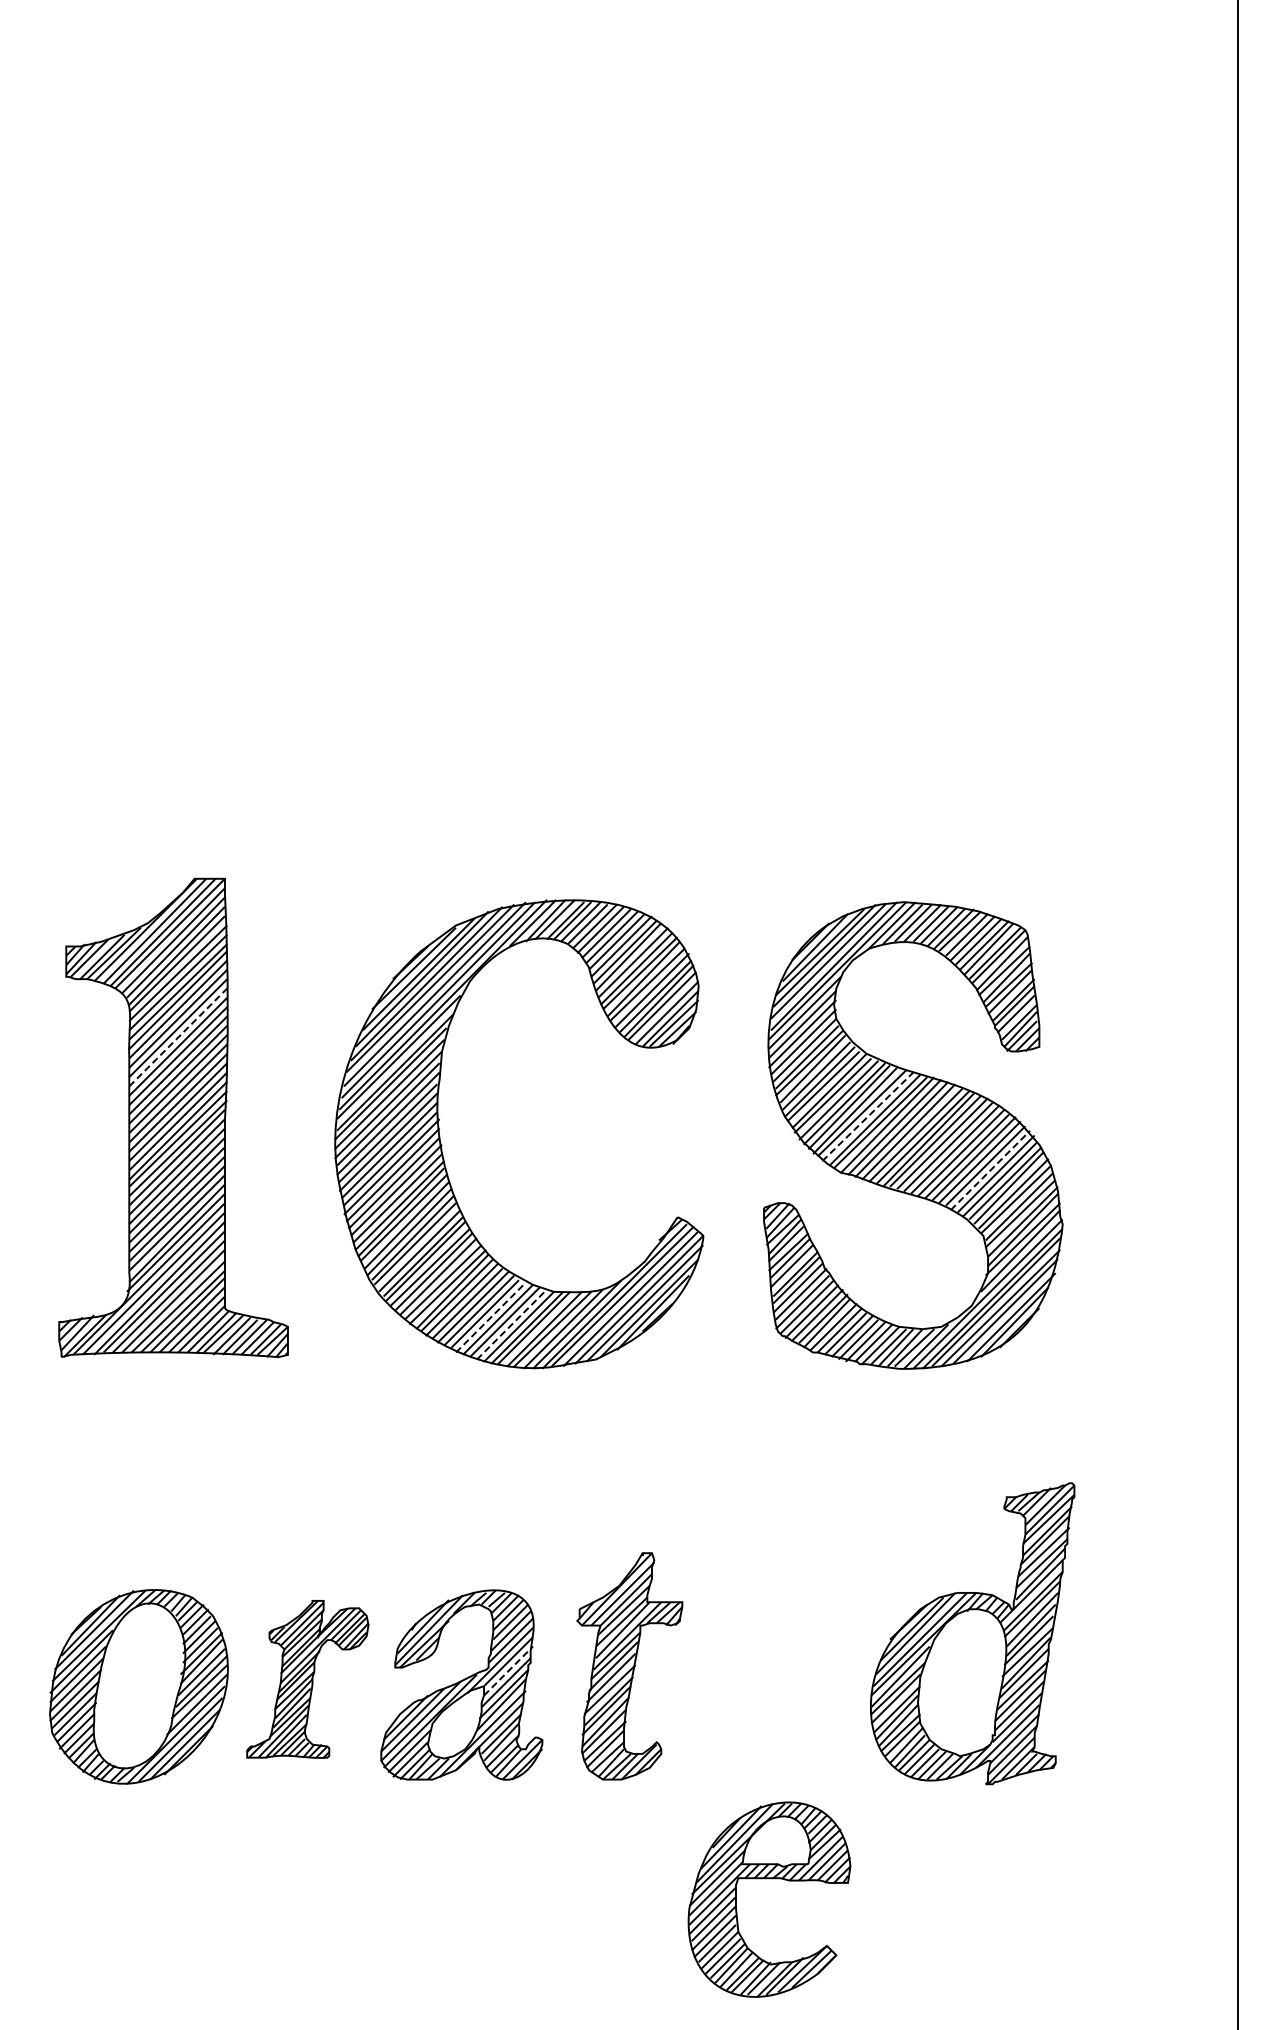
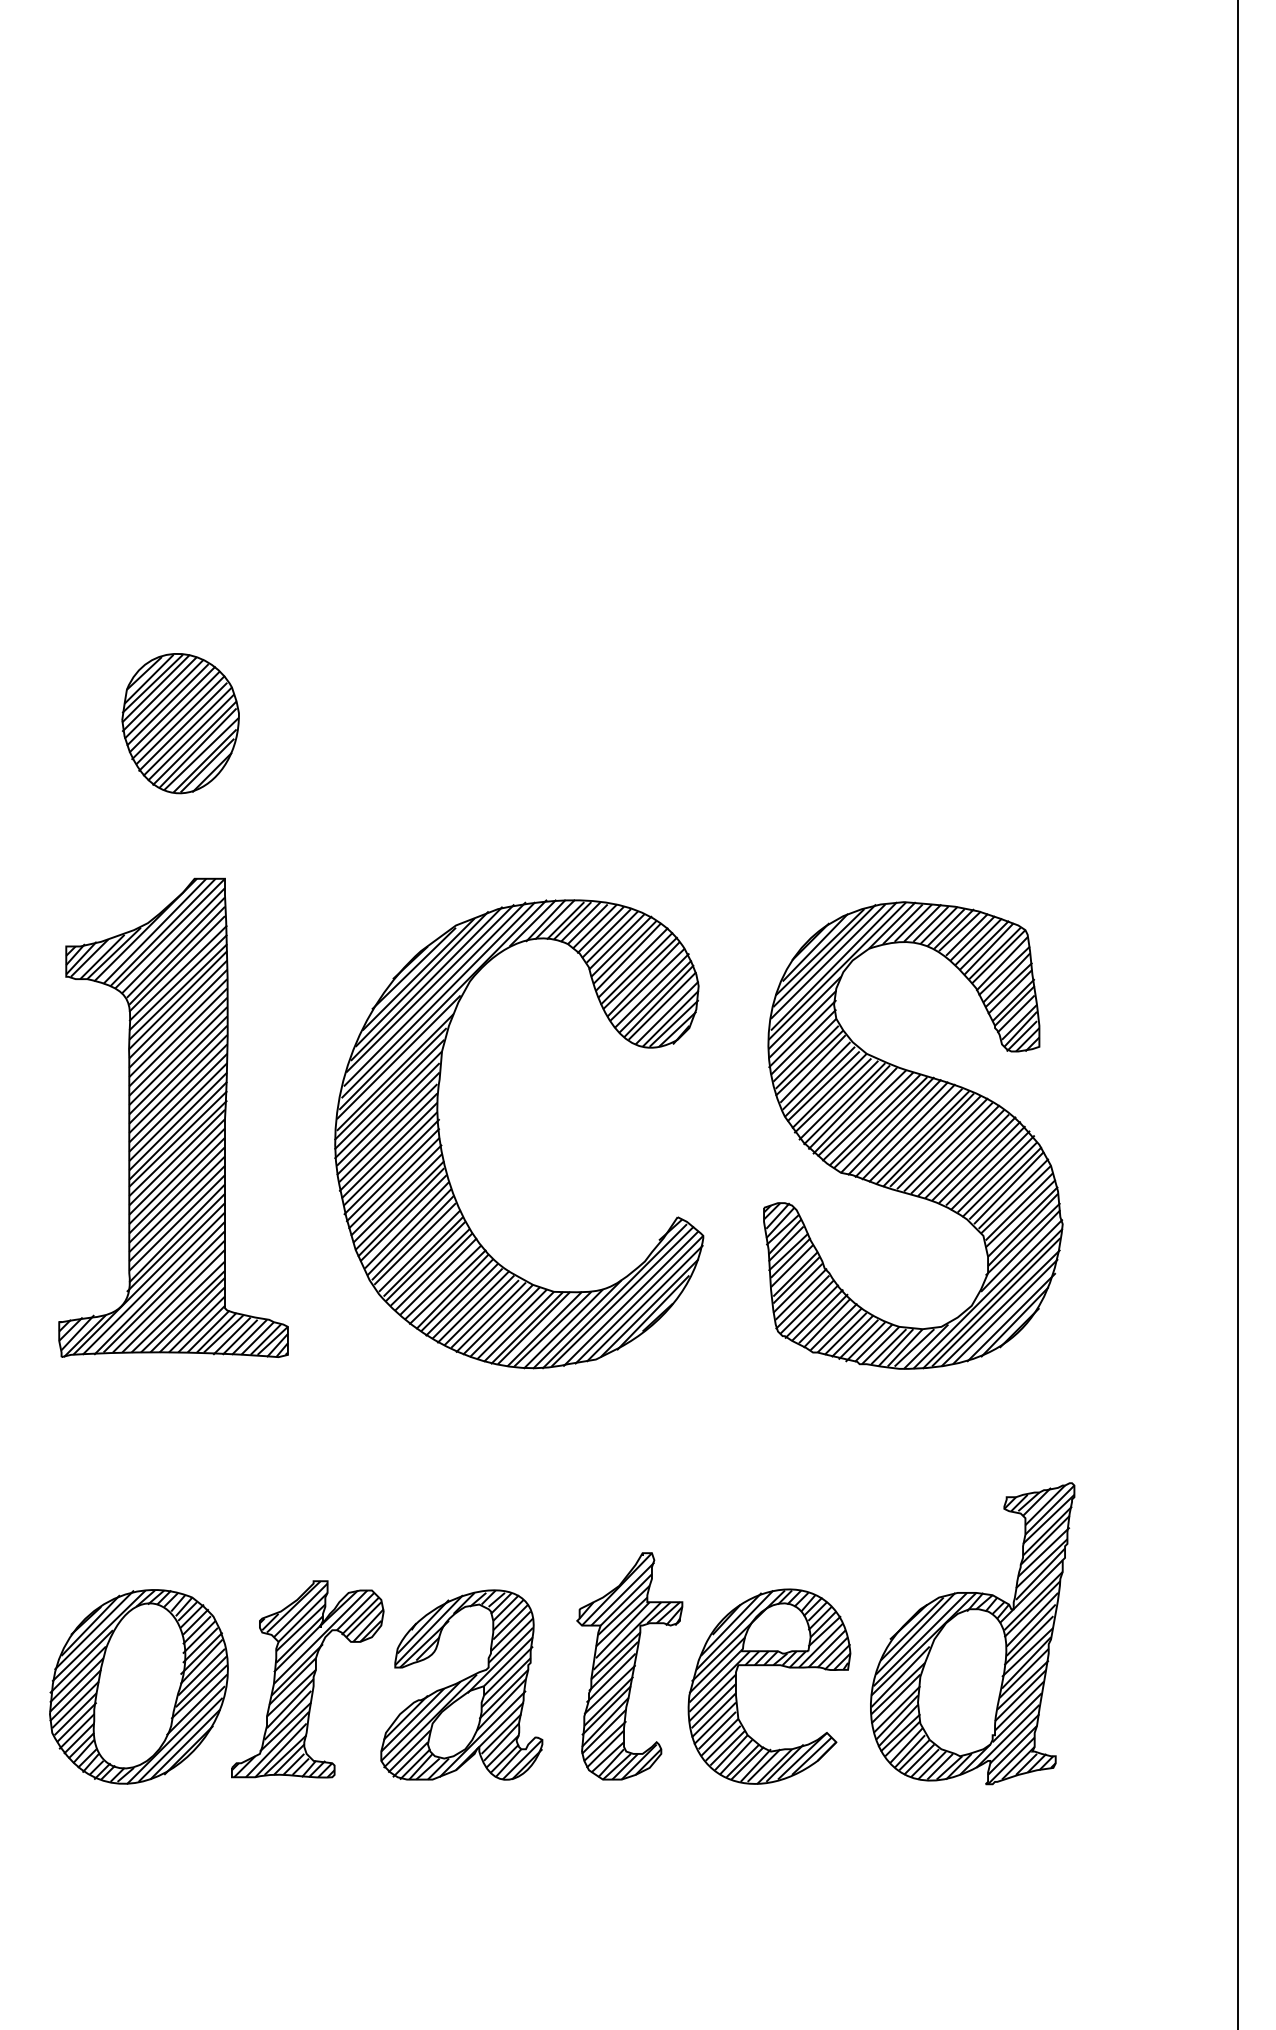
part: none -> present (180, 723)
line: dashed -> solid (178, 1037)
line: dashed -> solid (867, 1116)
line: dashed -> solid (990, 1170)
line: dashed -> solid (491, 1317)
line: dashed -> solid (511, 1324)
line: dashed -> solid (508, 1671)
part size: 124x159 px -> 154x199 px (307, 1679)
part position: (769, 1879) -> (769, 1666) (769, 1666)
